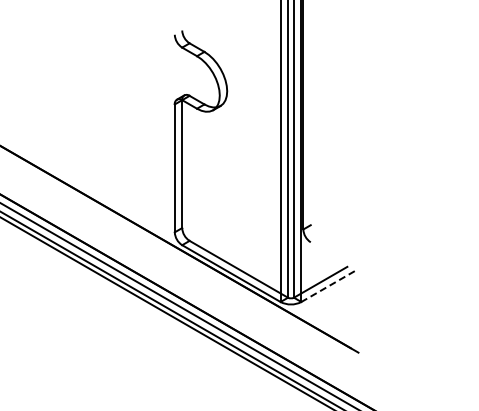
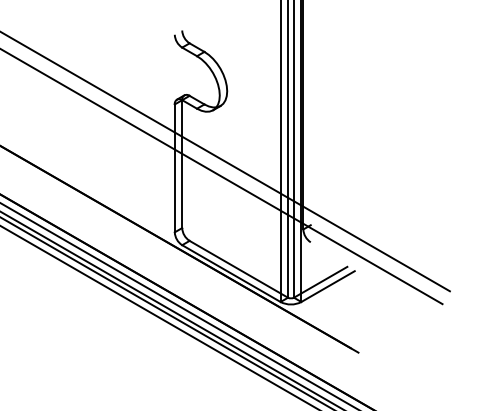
line: none -> present (225, 161)
line: none -> present (222, 177)
line: dashed -> solid (328, 286)
line: none -> present (158, 316)
